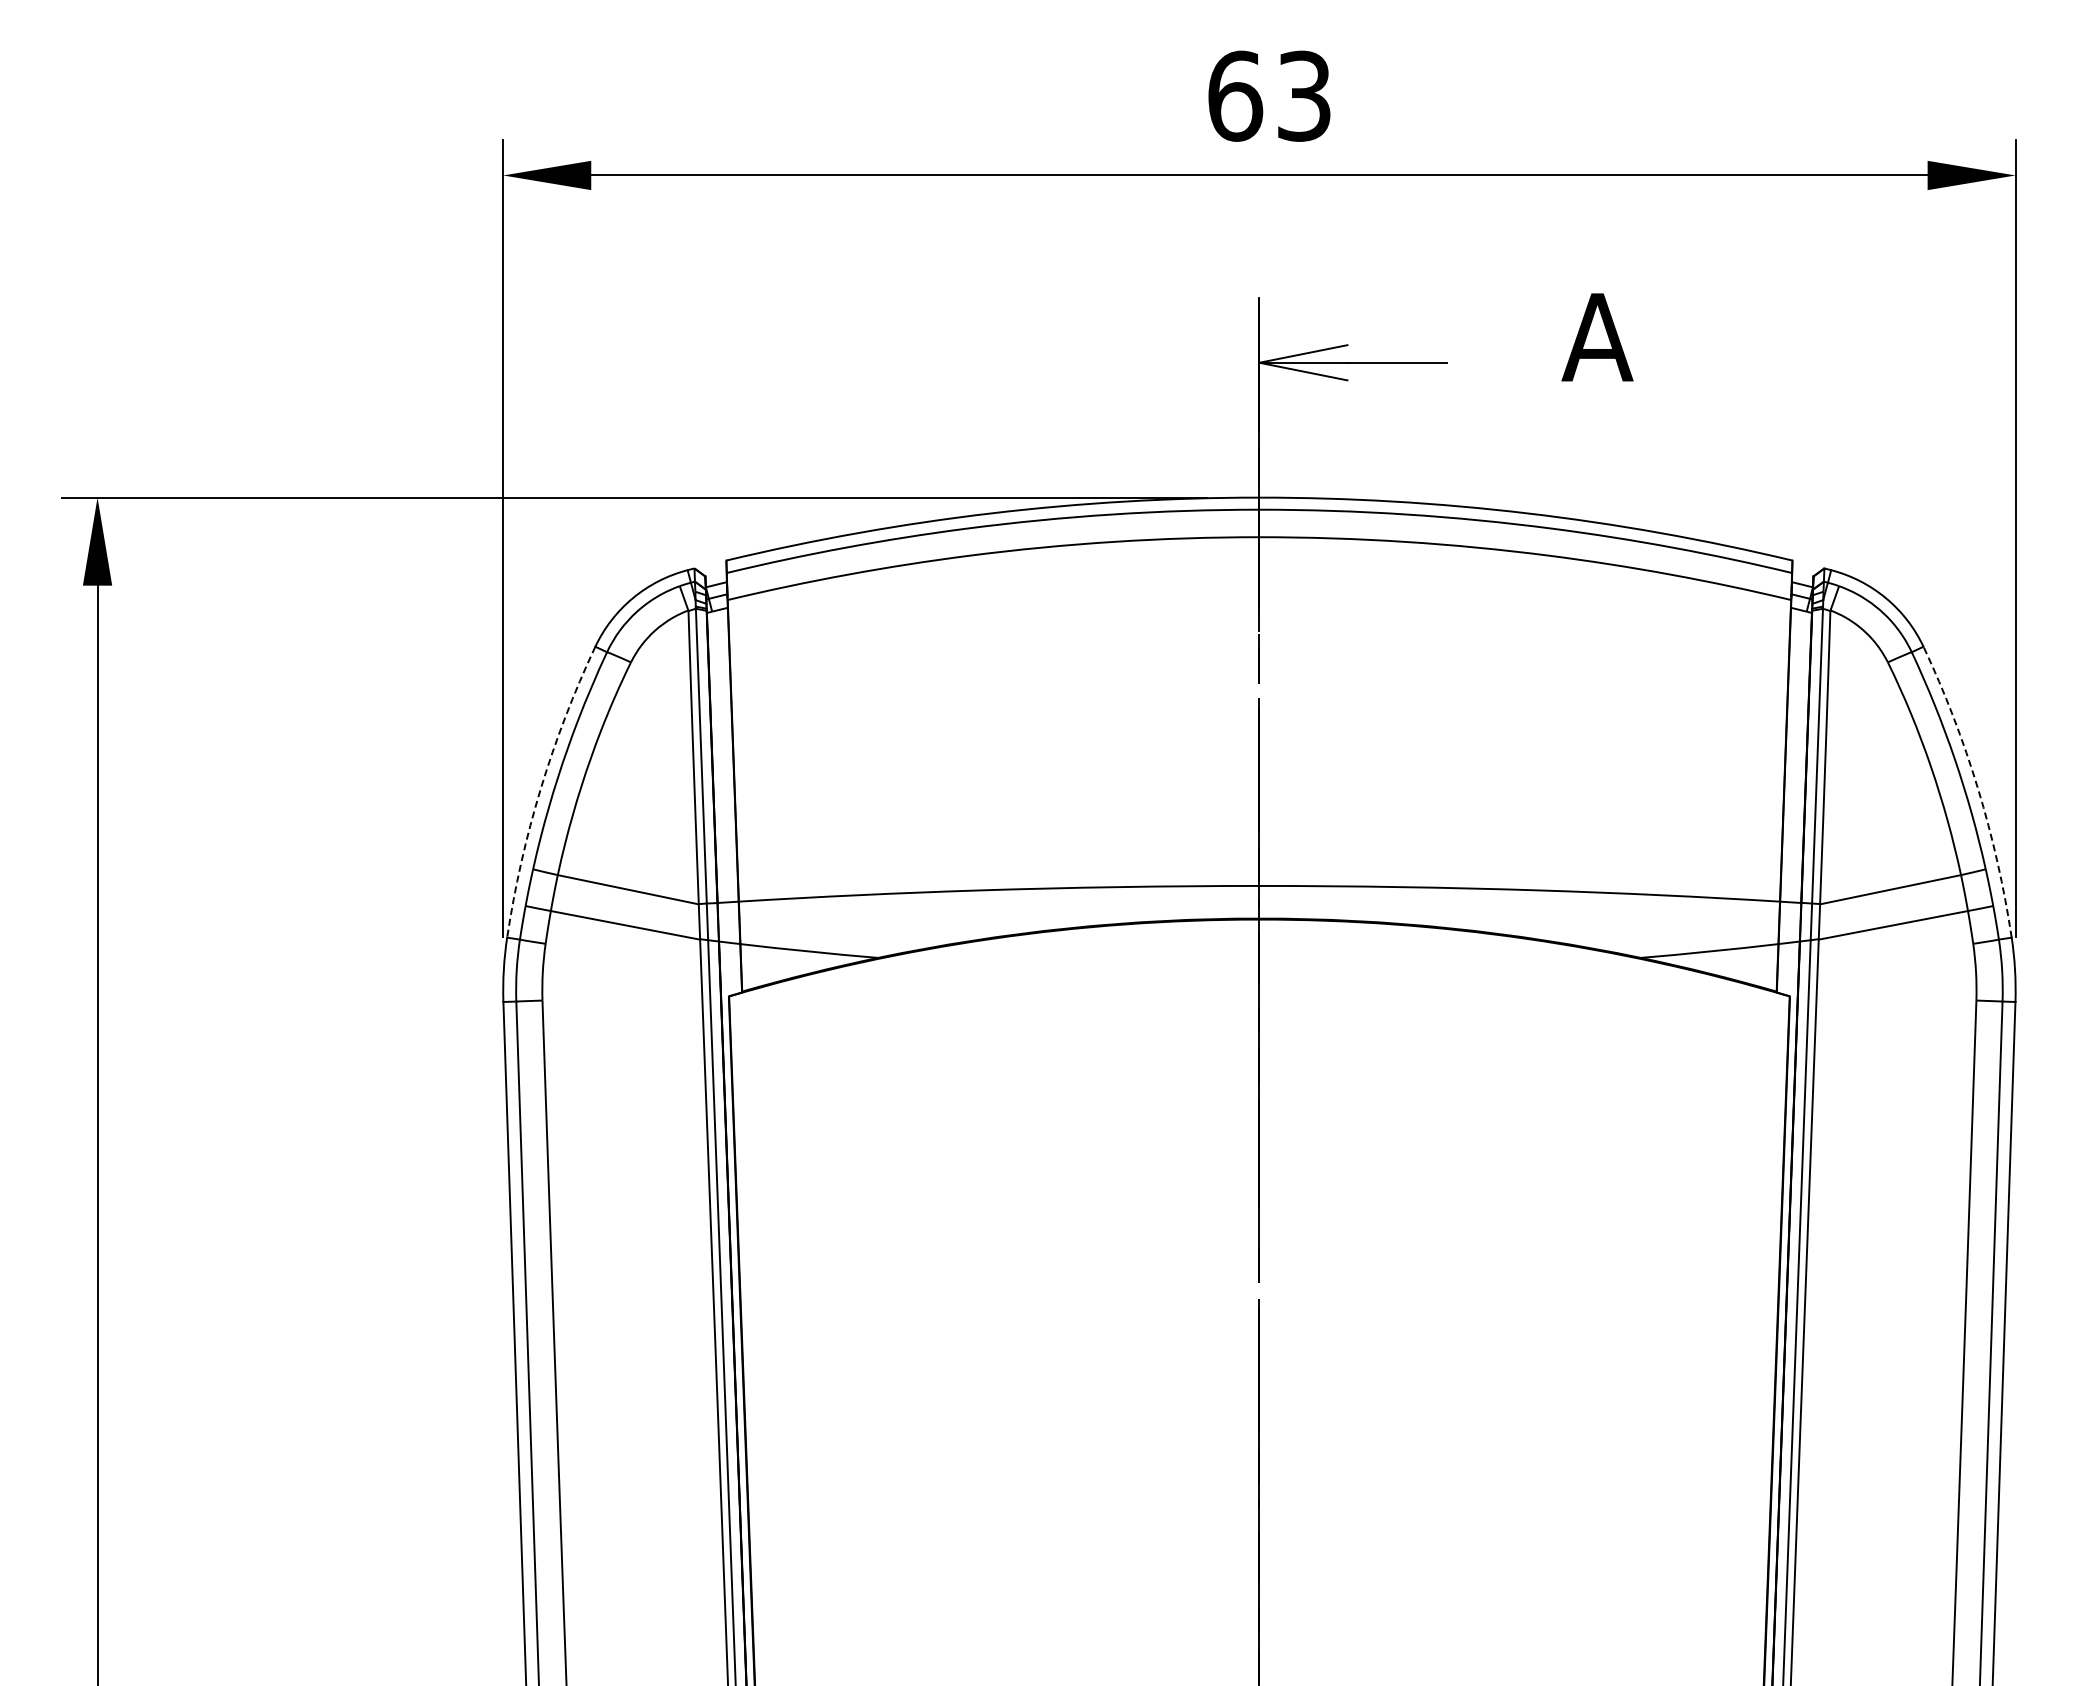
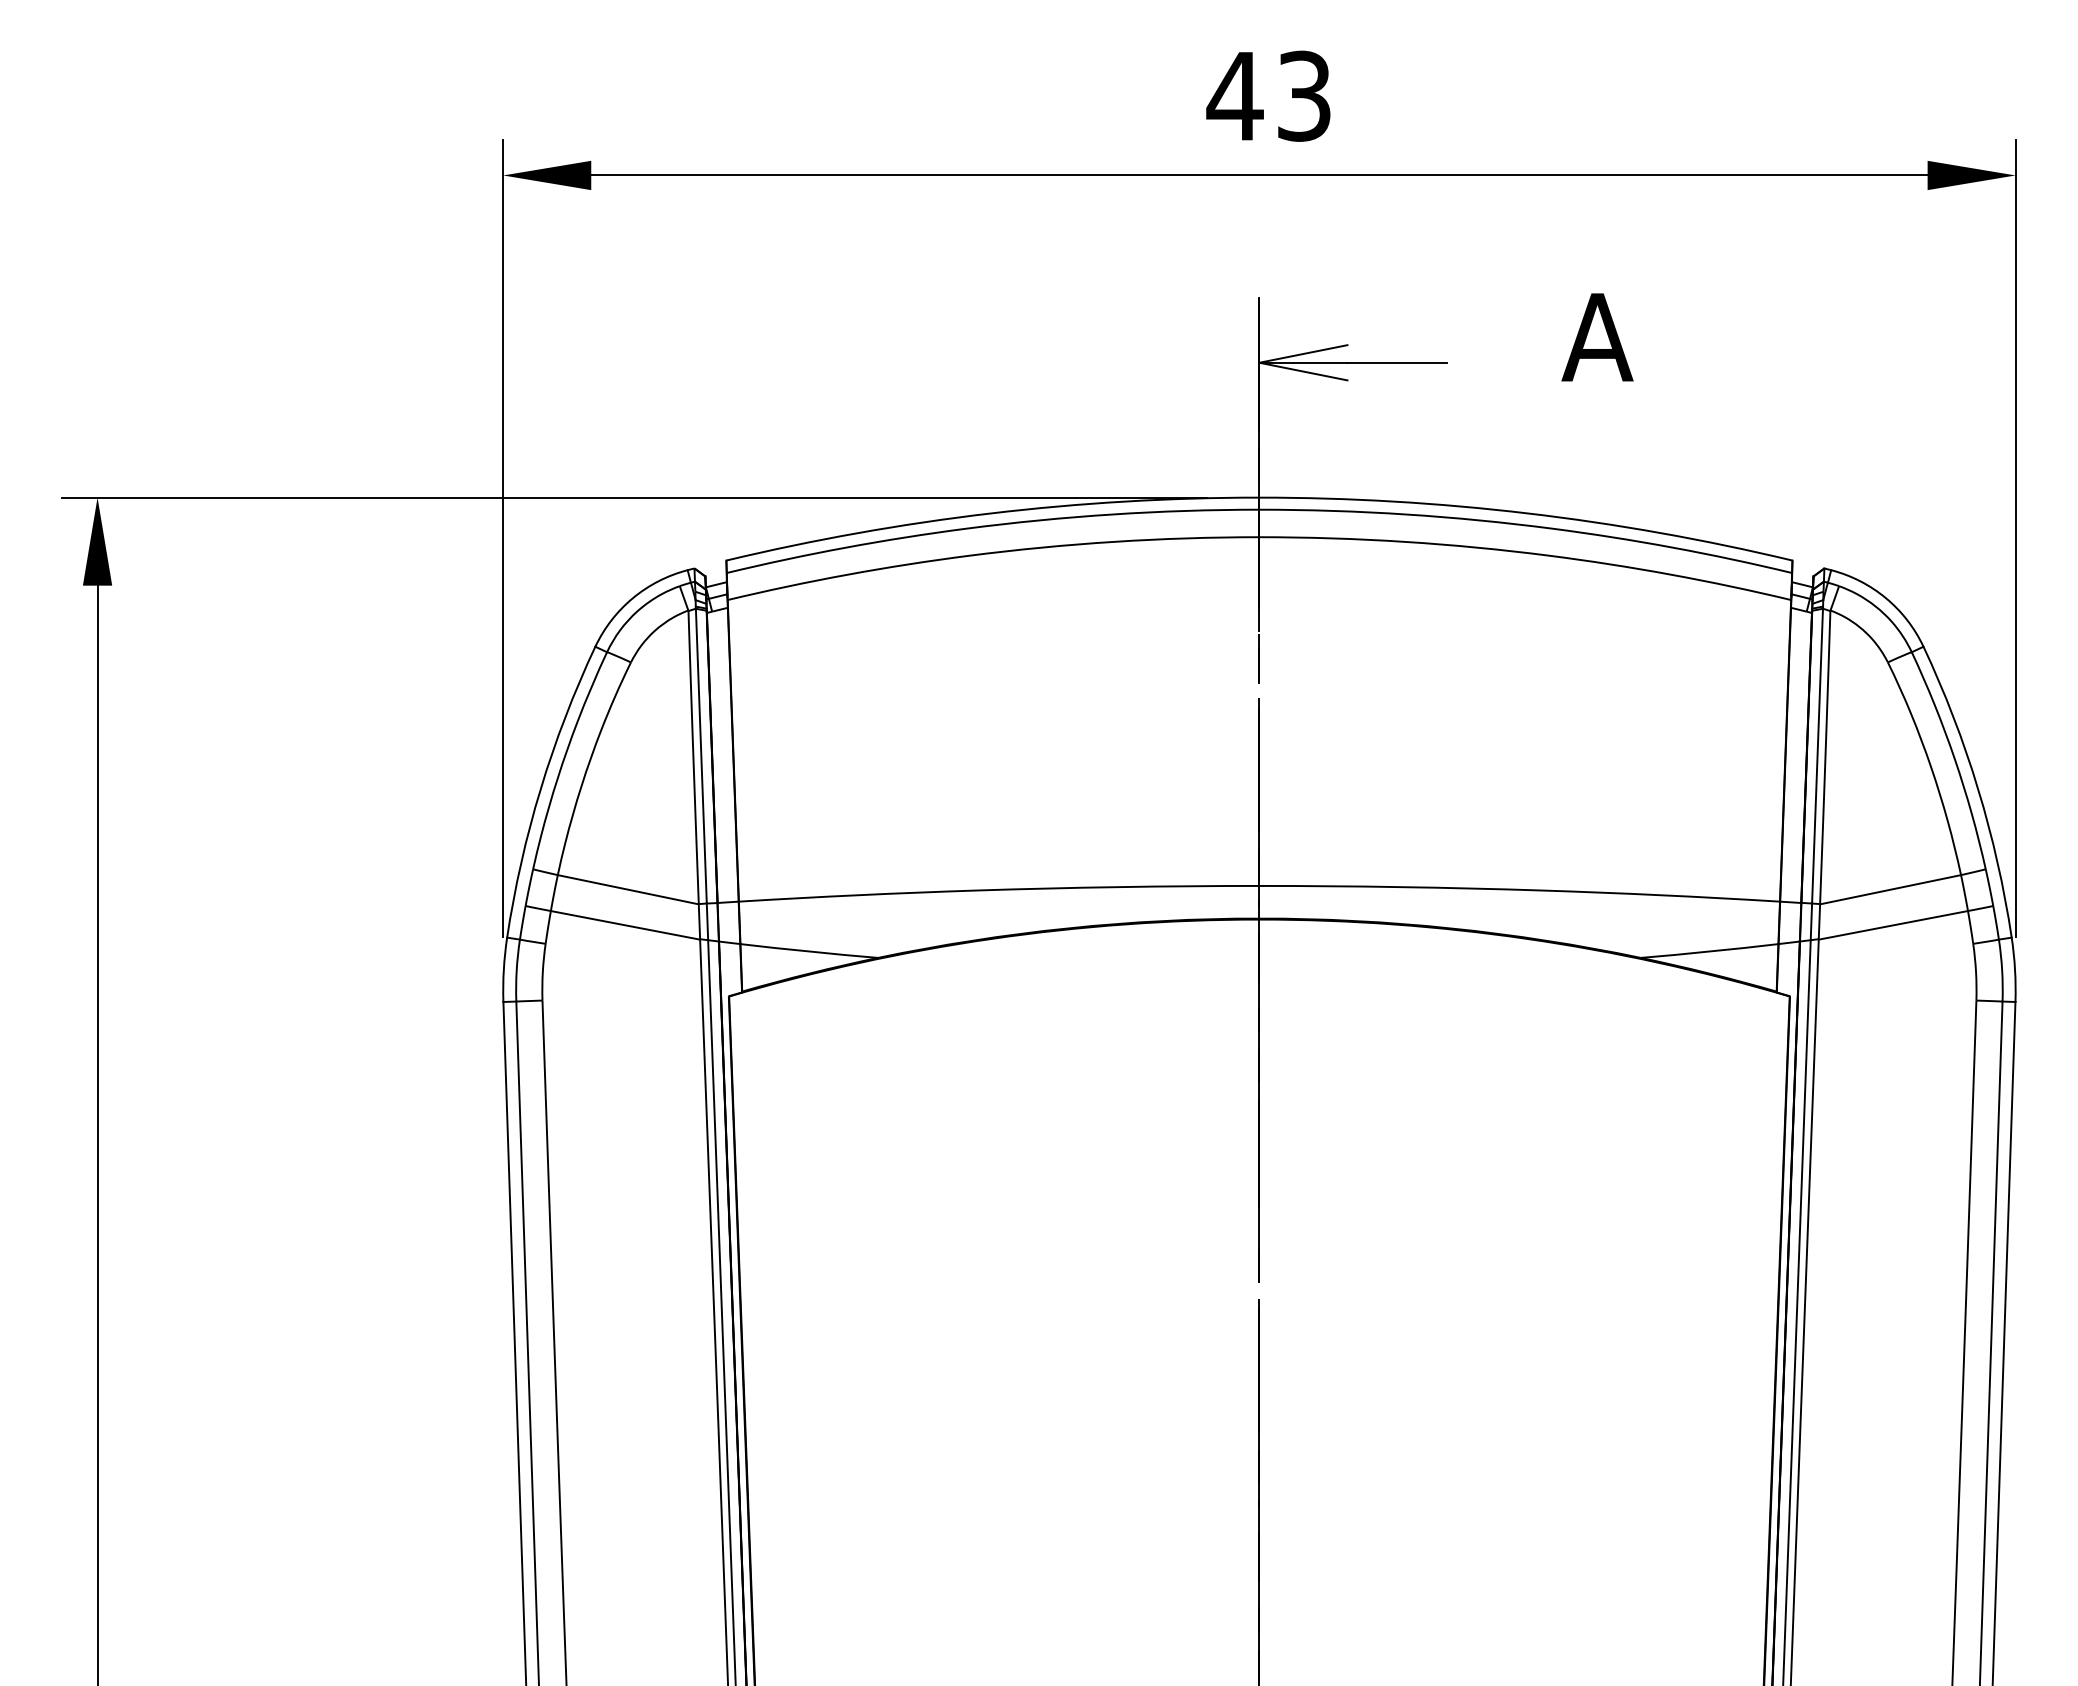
text: 63 -> 43 (1234, 95)
arc: dashed -> solid (540, 789)
arc: dashed -> solid (1978, 789)
